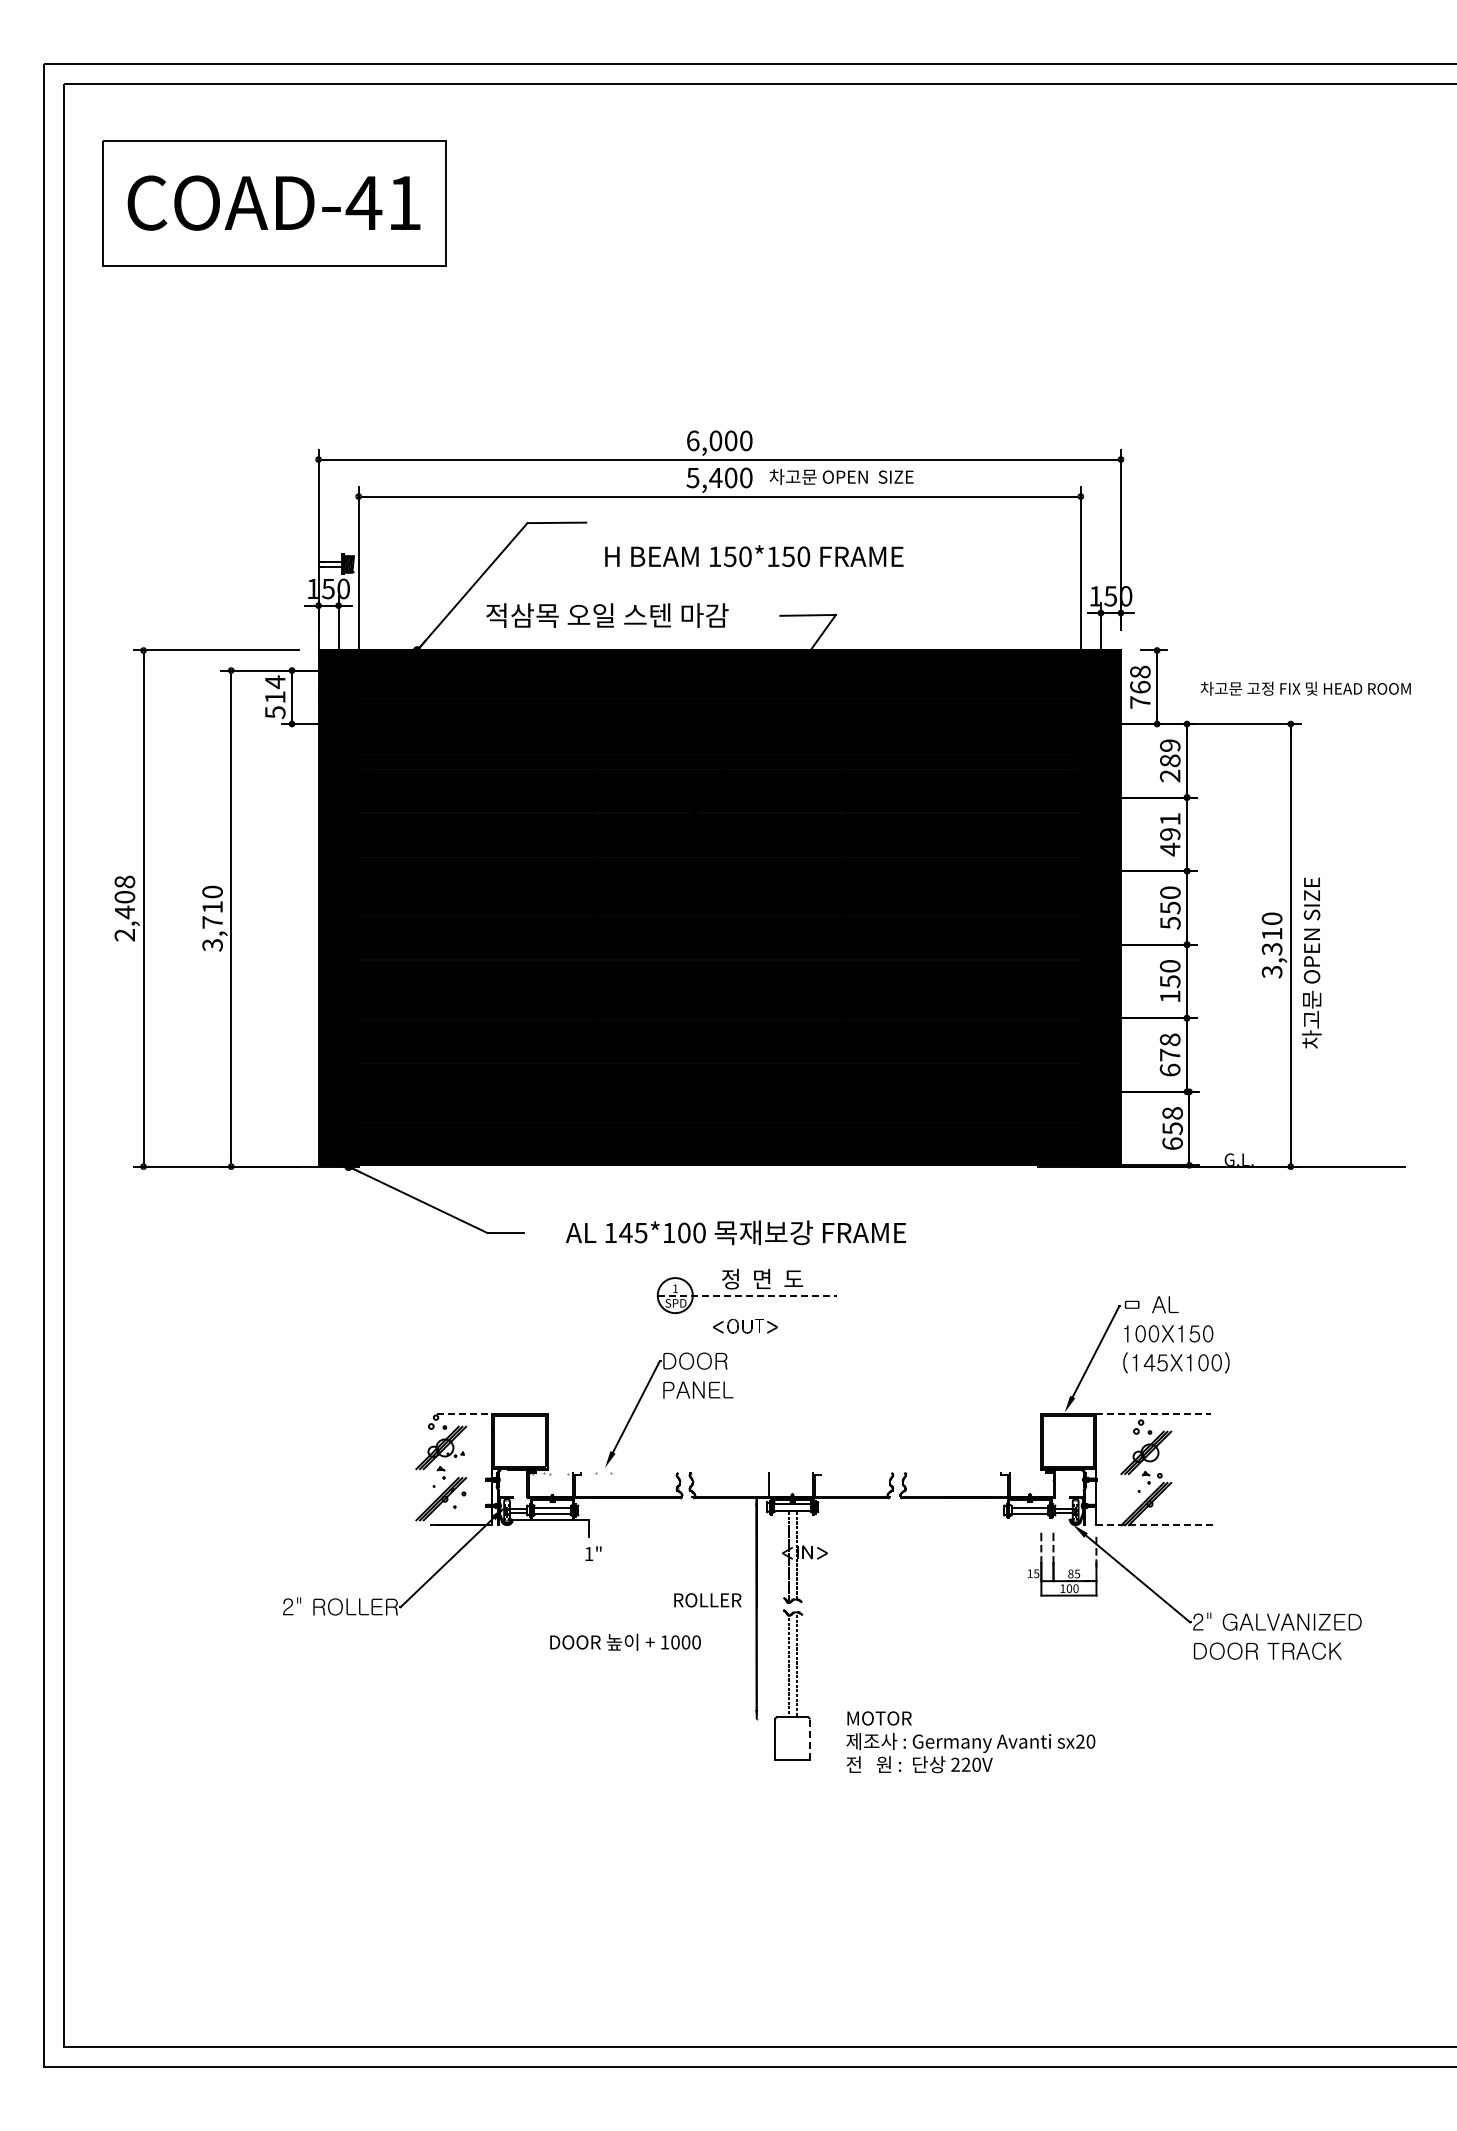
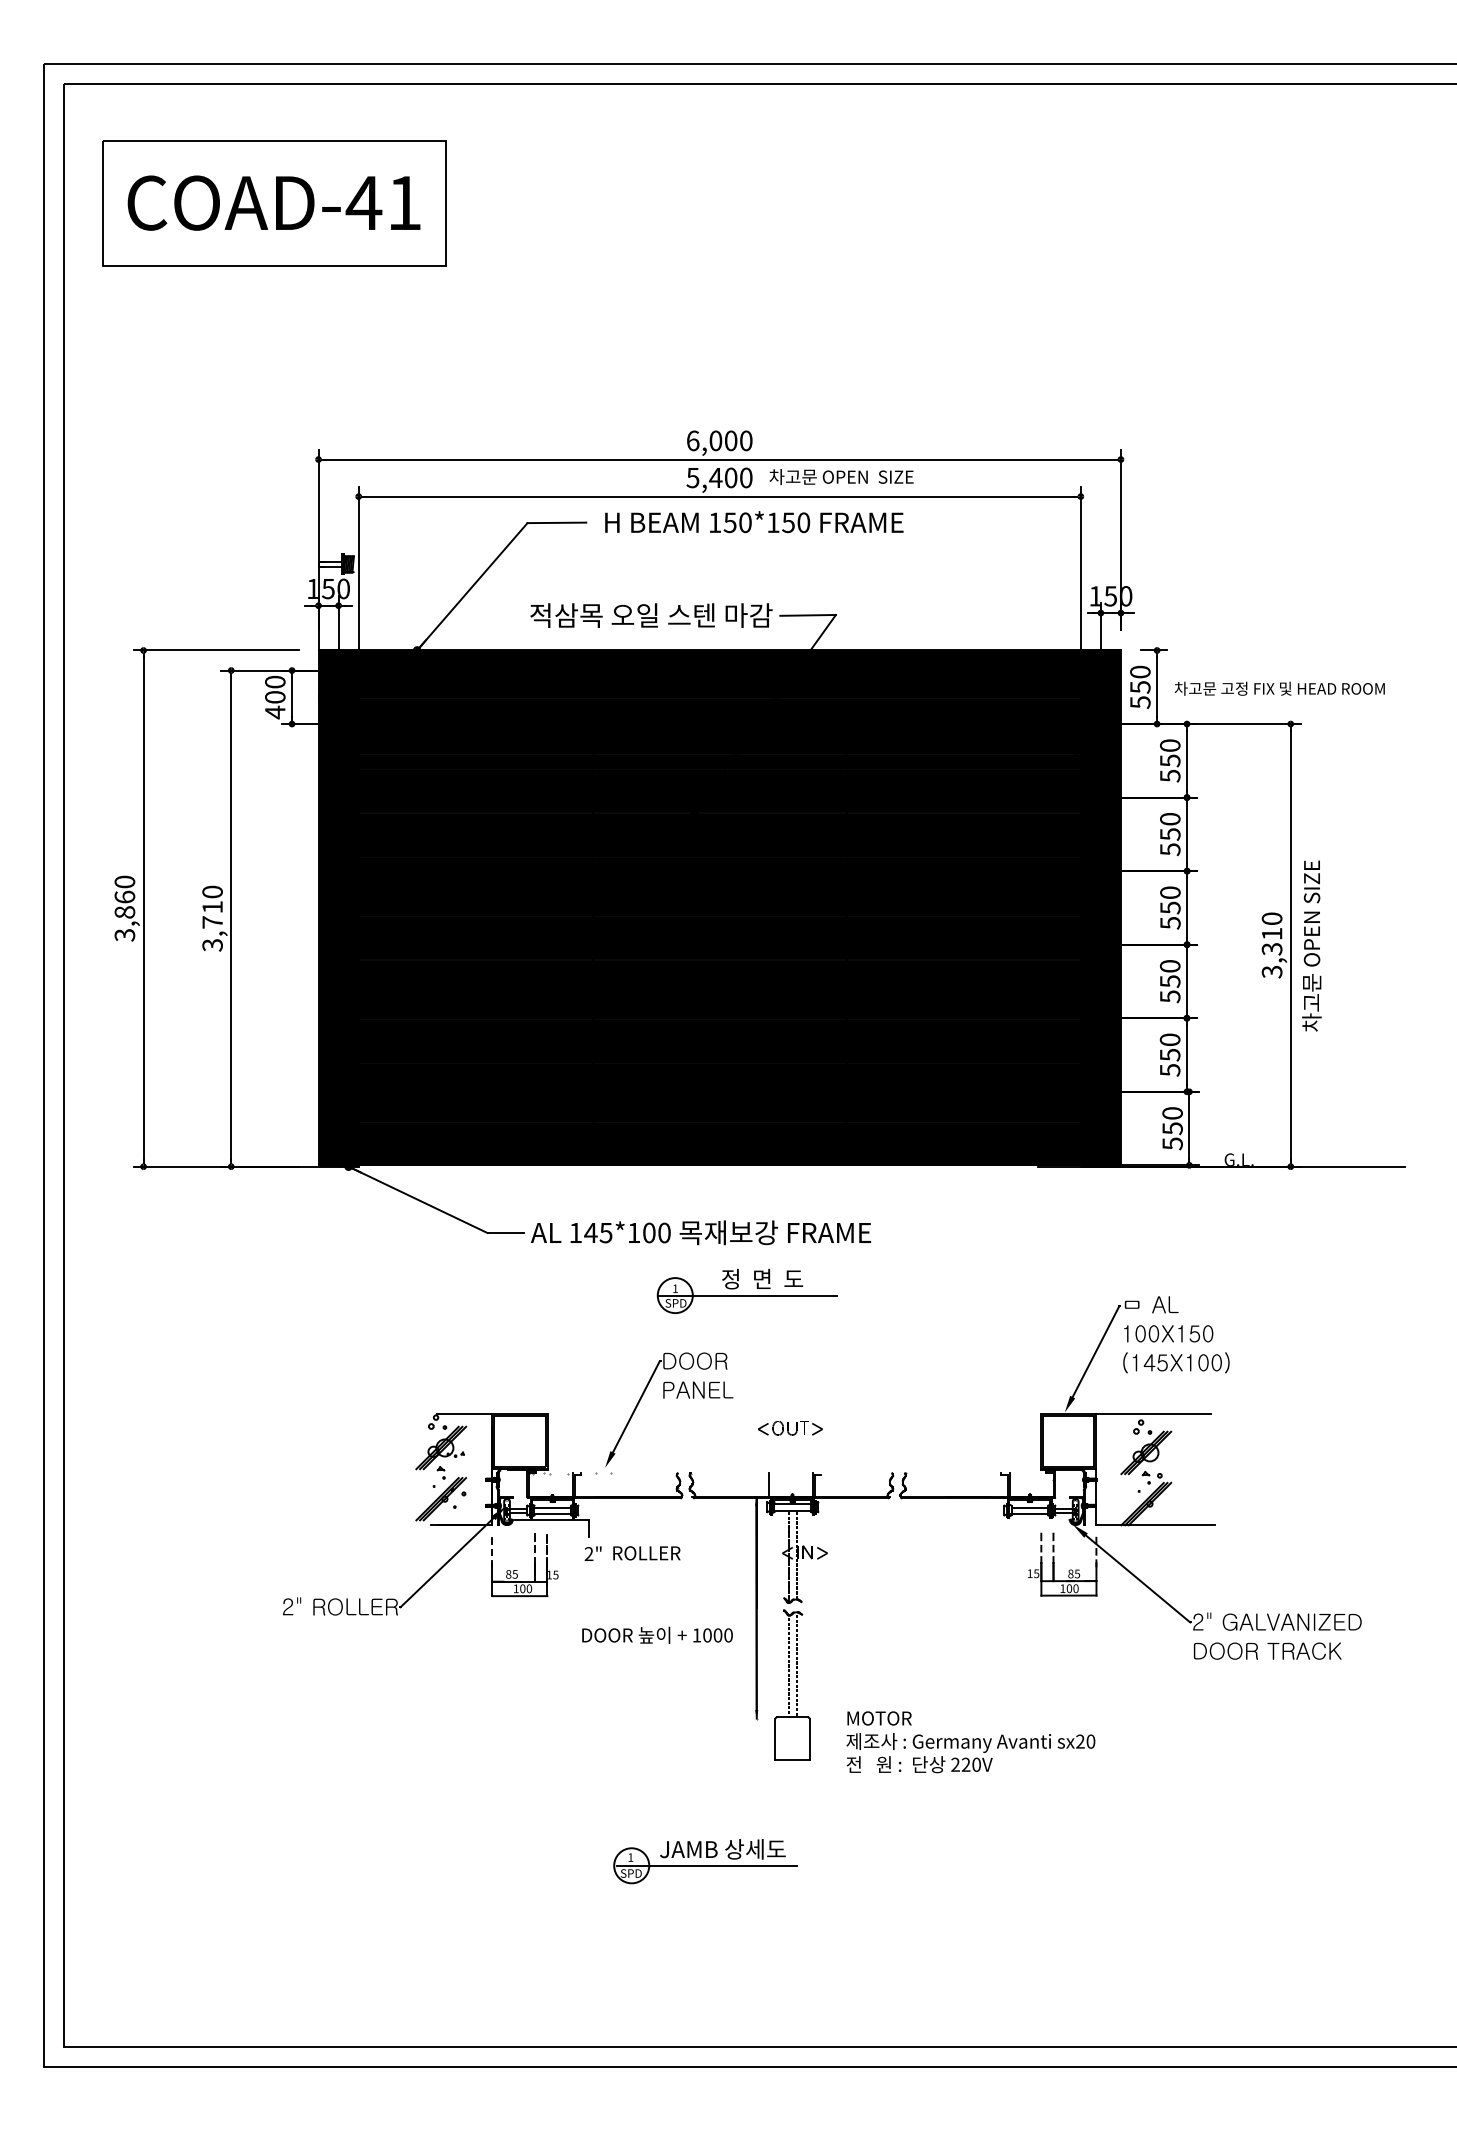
text position: (754, 556) -> (754, 522) (754, 522)
text position: (607, 615) -> (651, 615) (651, 615)
text: 768 -> 550 (1140, 686)
text position: (1305, 688) -> (1279, 688) (1279, 688)
text: 514 -> 400 (275, 697)
text: 289 -> 550 (1170, 760)
text: 491 -> 550 (1170, 834)
text: 2,408 -> 3,860 (124, 908)
text position: (1311, 962) -> (1311, 945) (1311, 945)
text: 150 -> 550 (1170, 996)
text: 678 -> 550 (1169, 1054)
text: 658 -> 550 (1172, 1128)
text position: (736, 1232) -> (701, 1232) (701, 1232)
line: dashed -> solid (747, 1295)
part position: (745, 1326) -> (790, 1428) (790, 1428)
line: dashed -> solid (464, 1413)
line: dashed -> solid (1154, 1413)
line: dashed -> solid (1156, 1524)
text: 1" -> 2" (588, 1553)
part: none -> present (517, 1570)
text position: (707, 1600) -> (646, 1553) (646, 1553)
text position: (625, 1641) -> (657, 1634) (657, 1634)
line: dashed -> solid (809, 1739)
part: none -> present (705, 1861)
